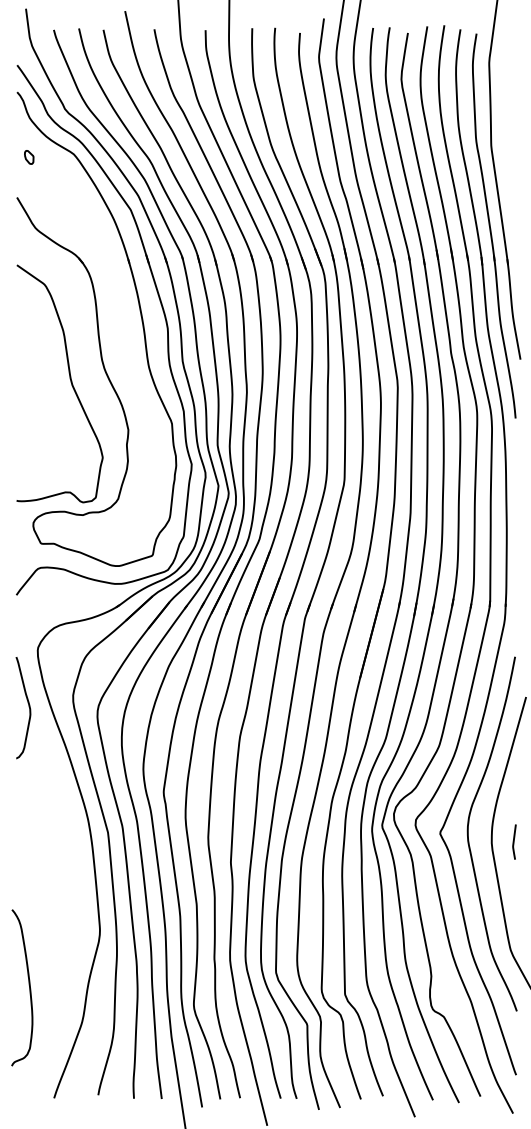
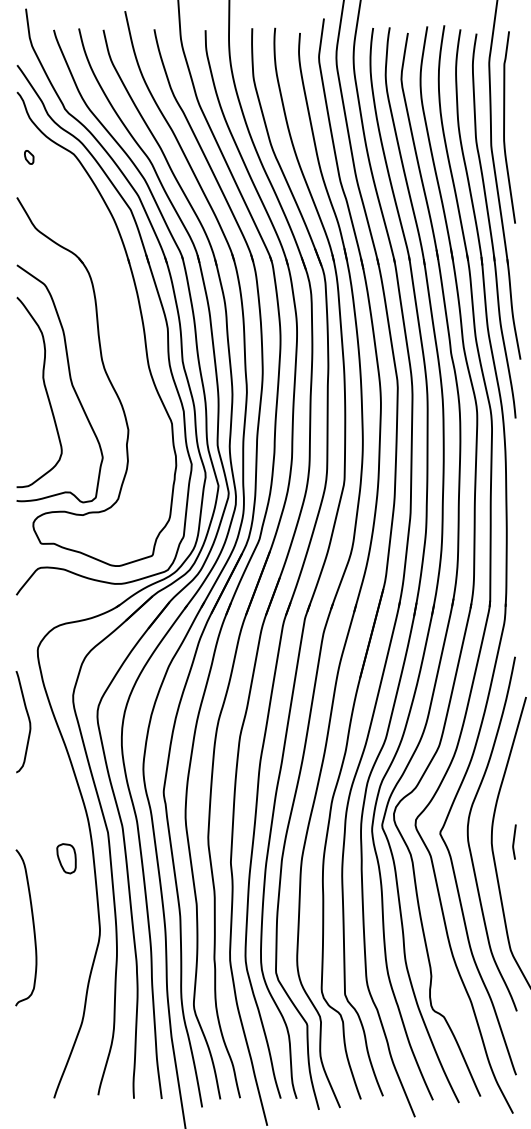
curve: none -> present (504, 127)
curve: none -> present (45, 392)
curve position: (28, 707) -> (28, 721) (28, 721)
part: none -> present (66, 858)
curve position: (28, 985) -> (32, 925) (32, 925)
